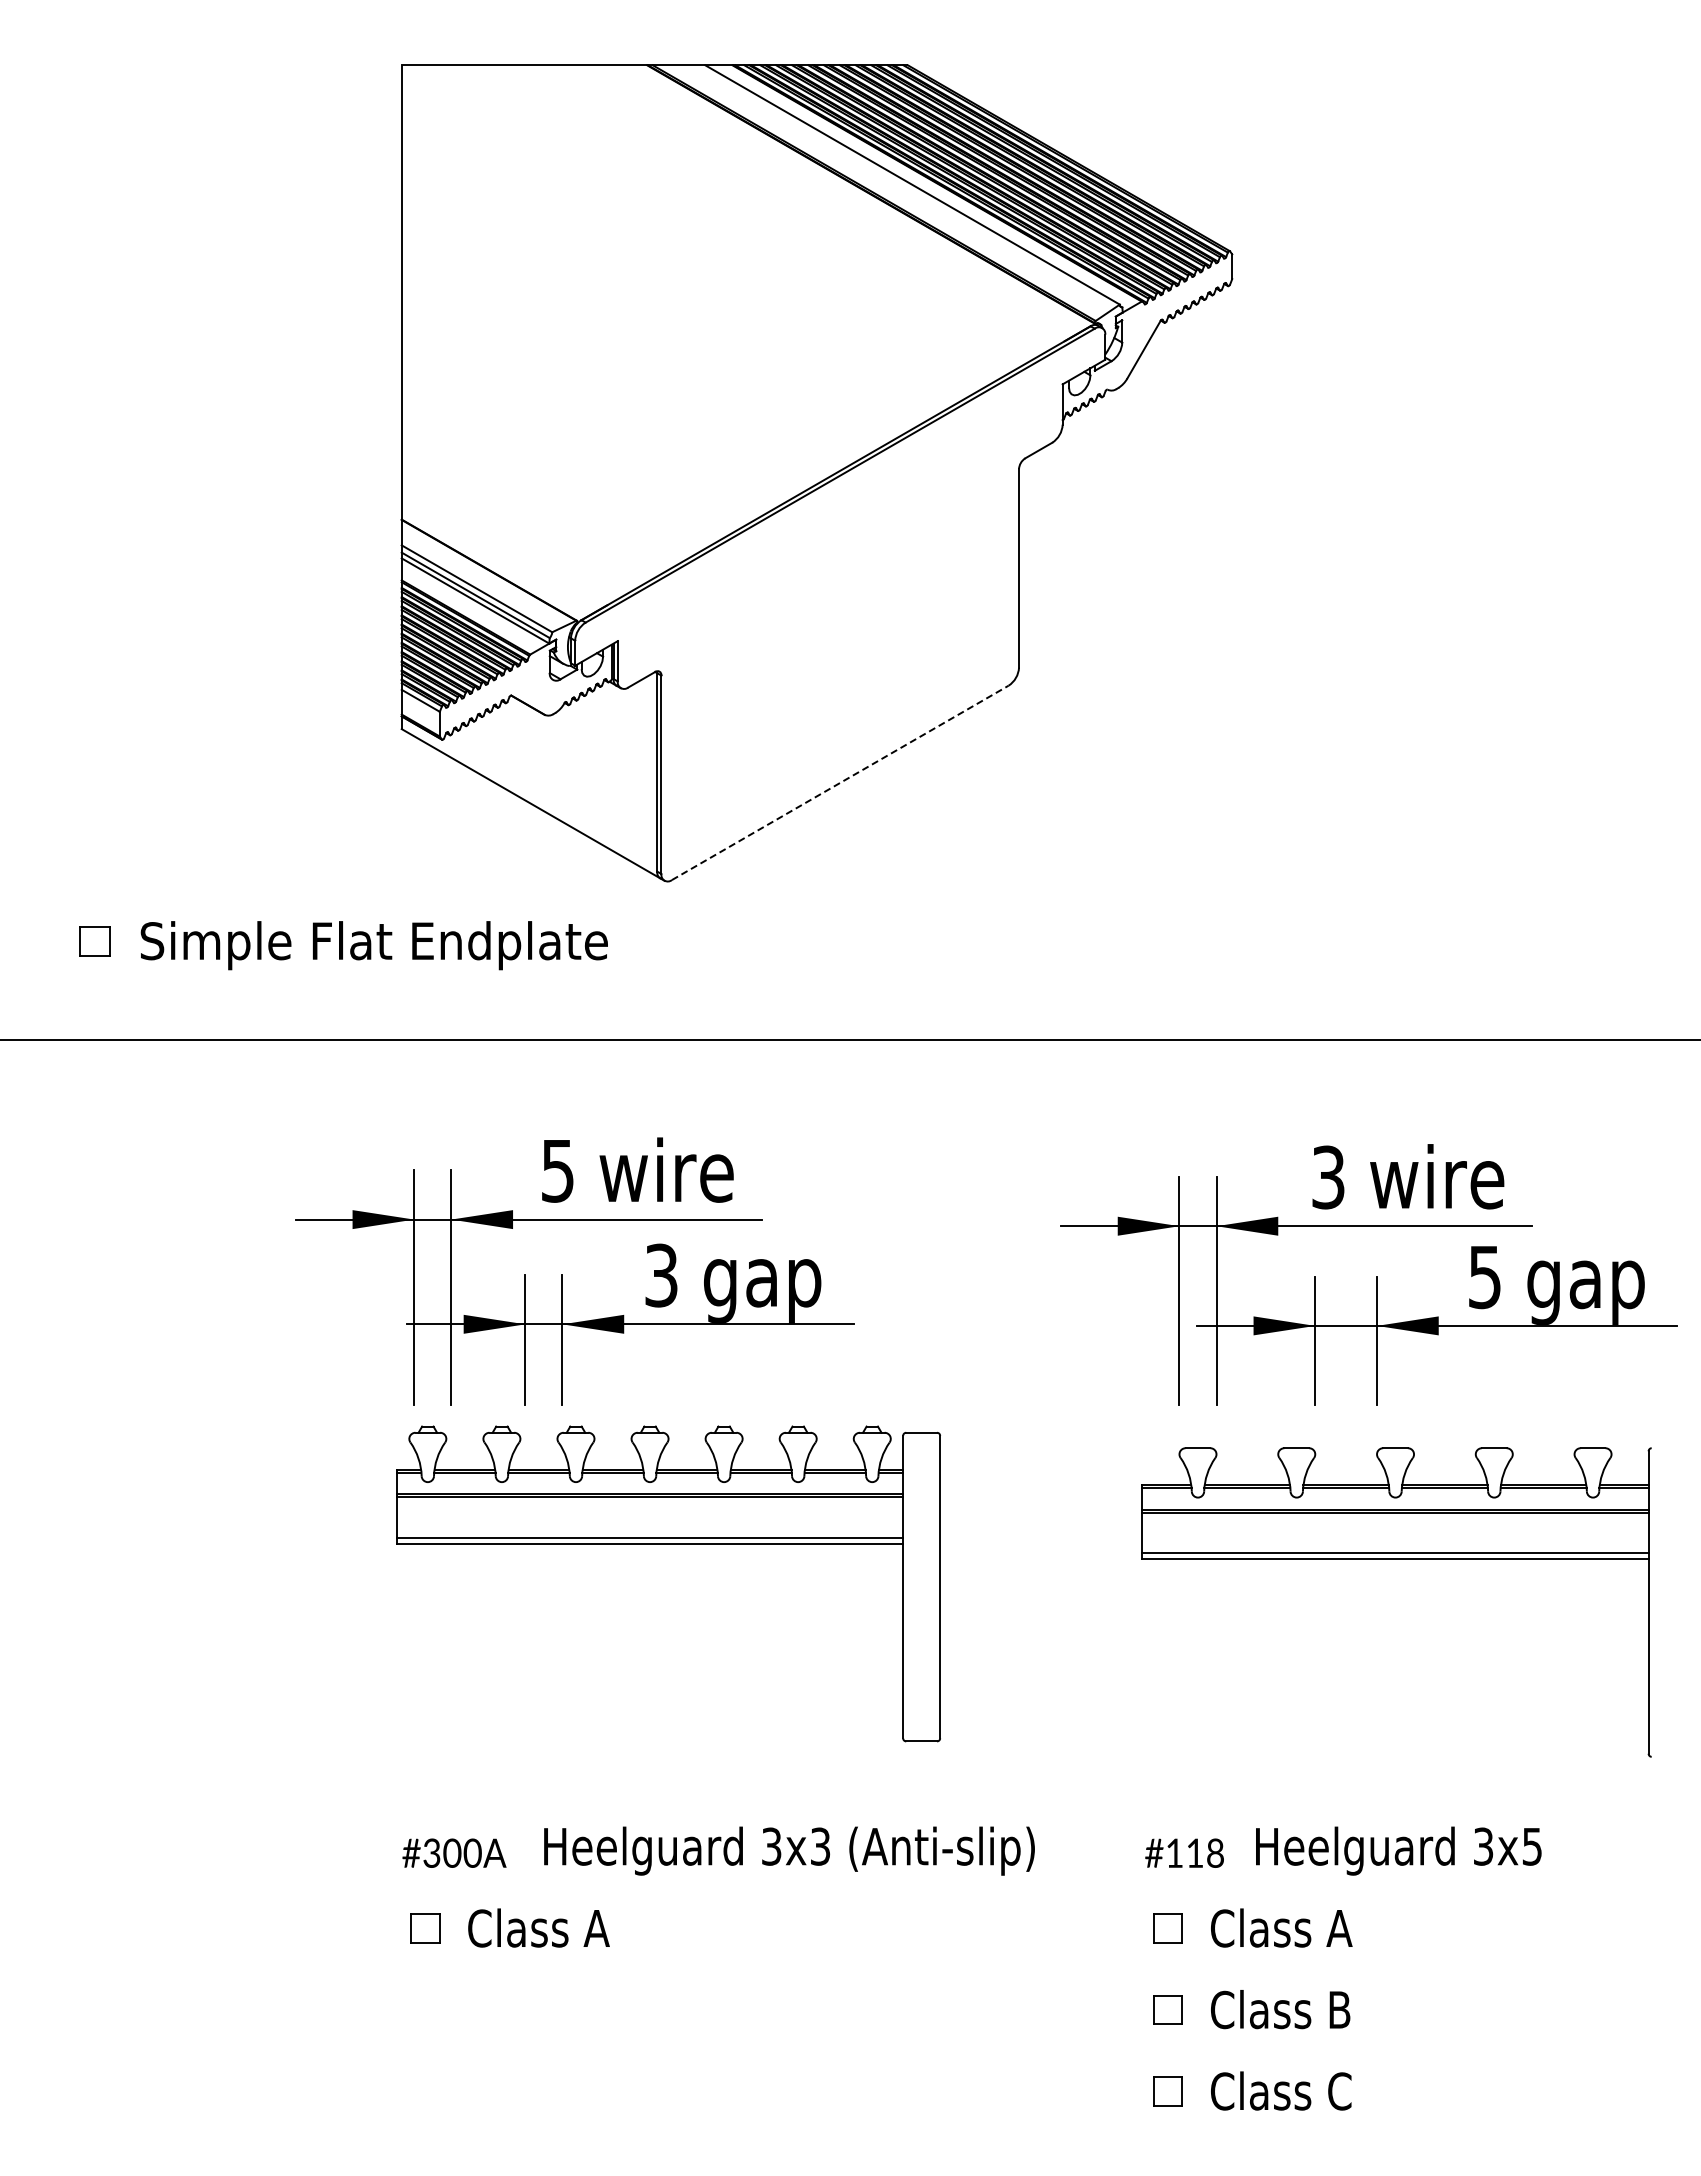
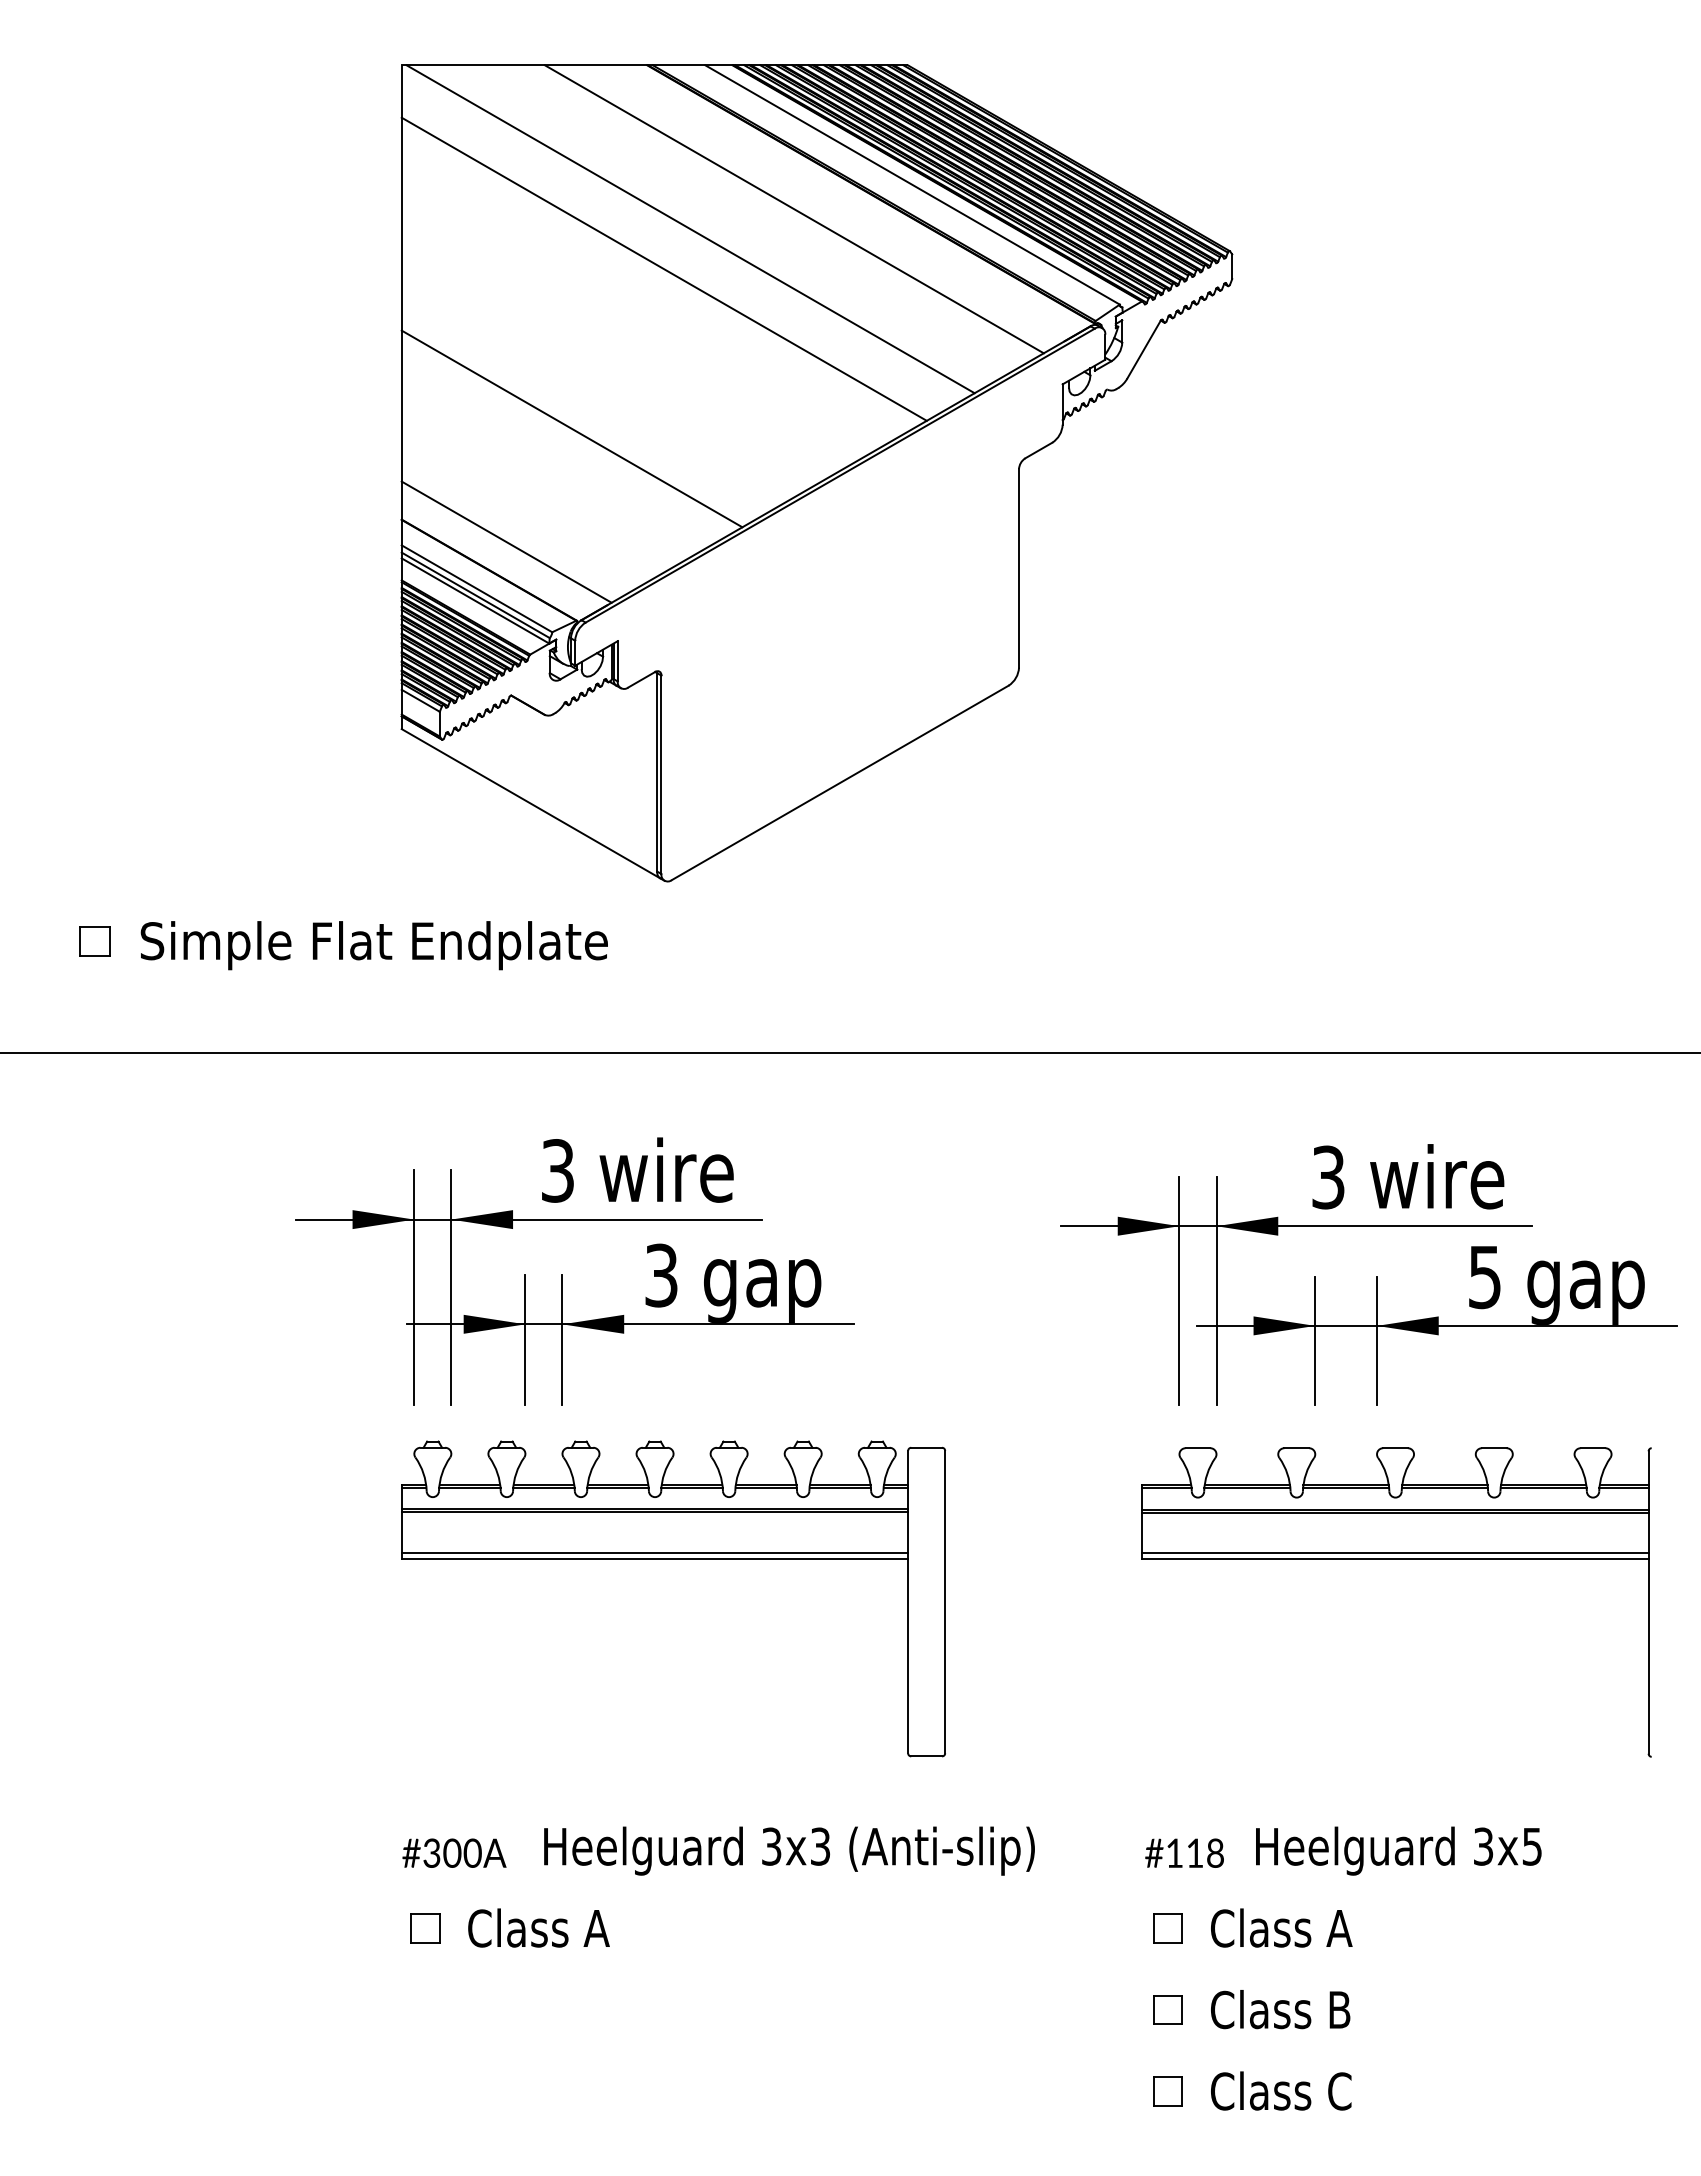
line: none -> present (793, 209)
line: none -> present (690, 229)
line: none -> present (663, 268)
line: none -> present (571, 428)
line: none -> present (506, 541)
line: dashed -> solid (840, 782)
line position: (849, 1039) -> (849, 1052) (849, 1052)
text: 5 -> 3 (557, 1170)
part position: (668, 1544) -> (673, 1559) (673, 1559)
